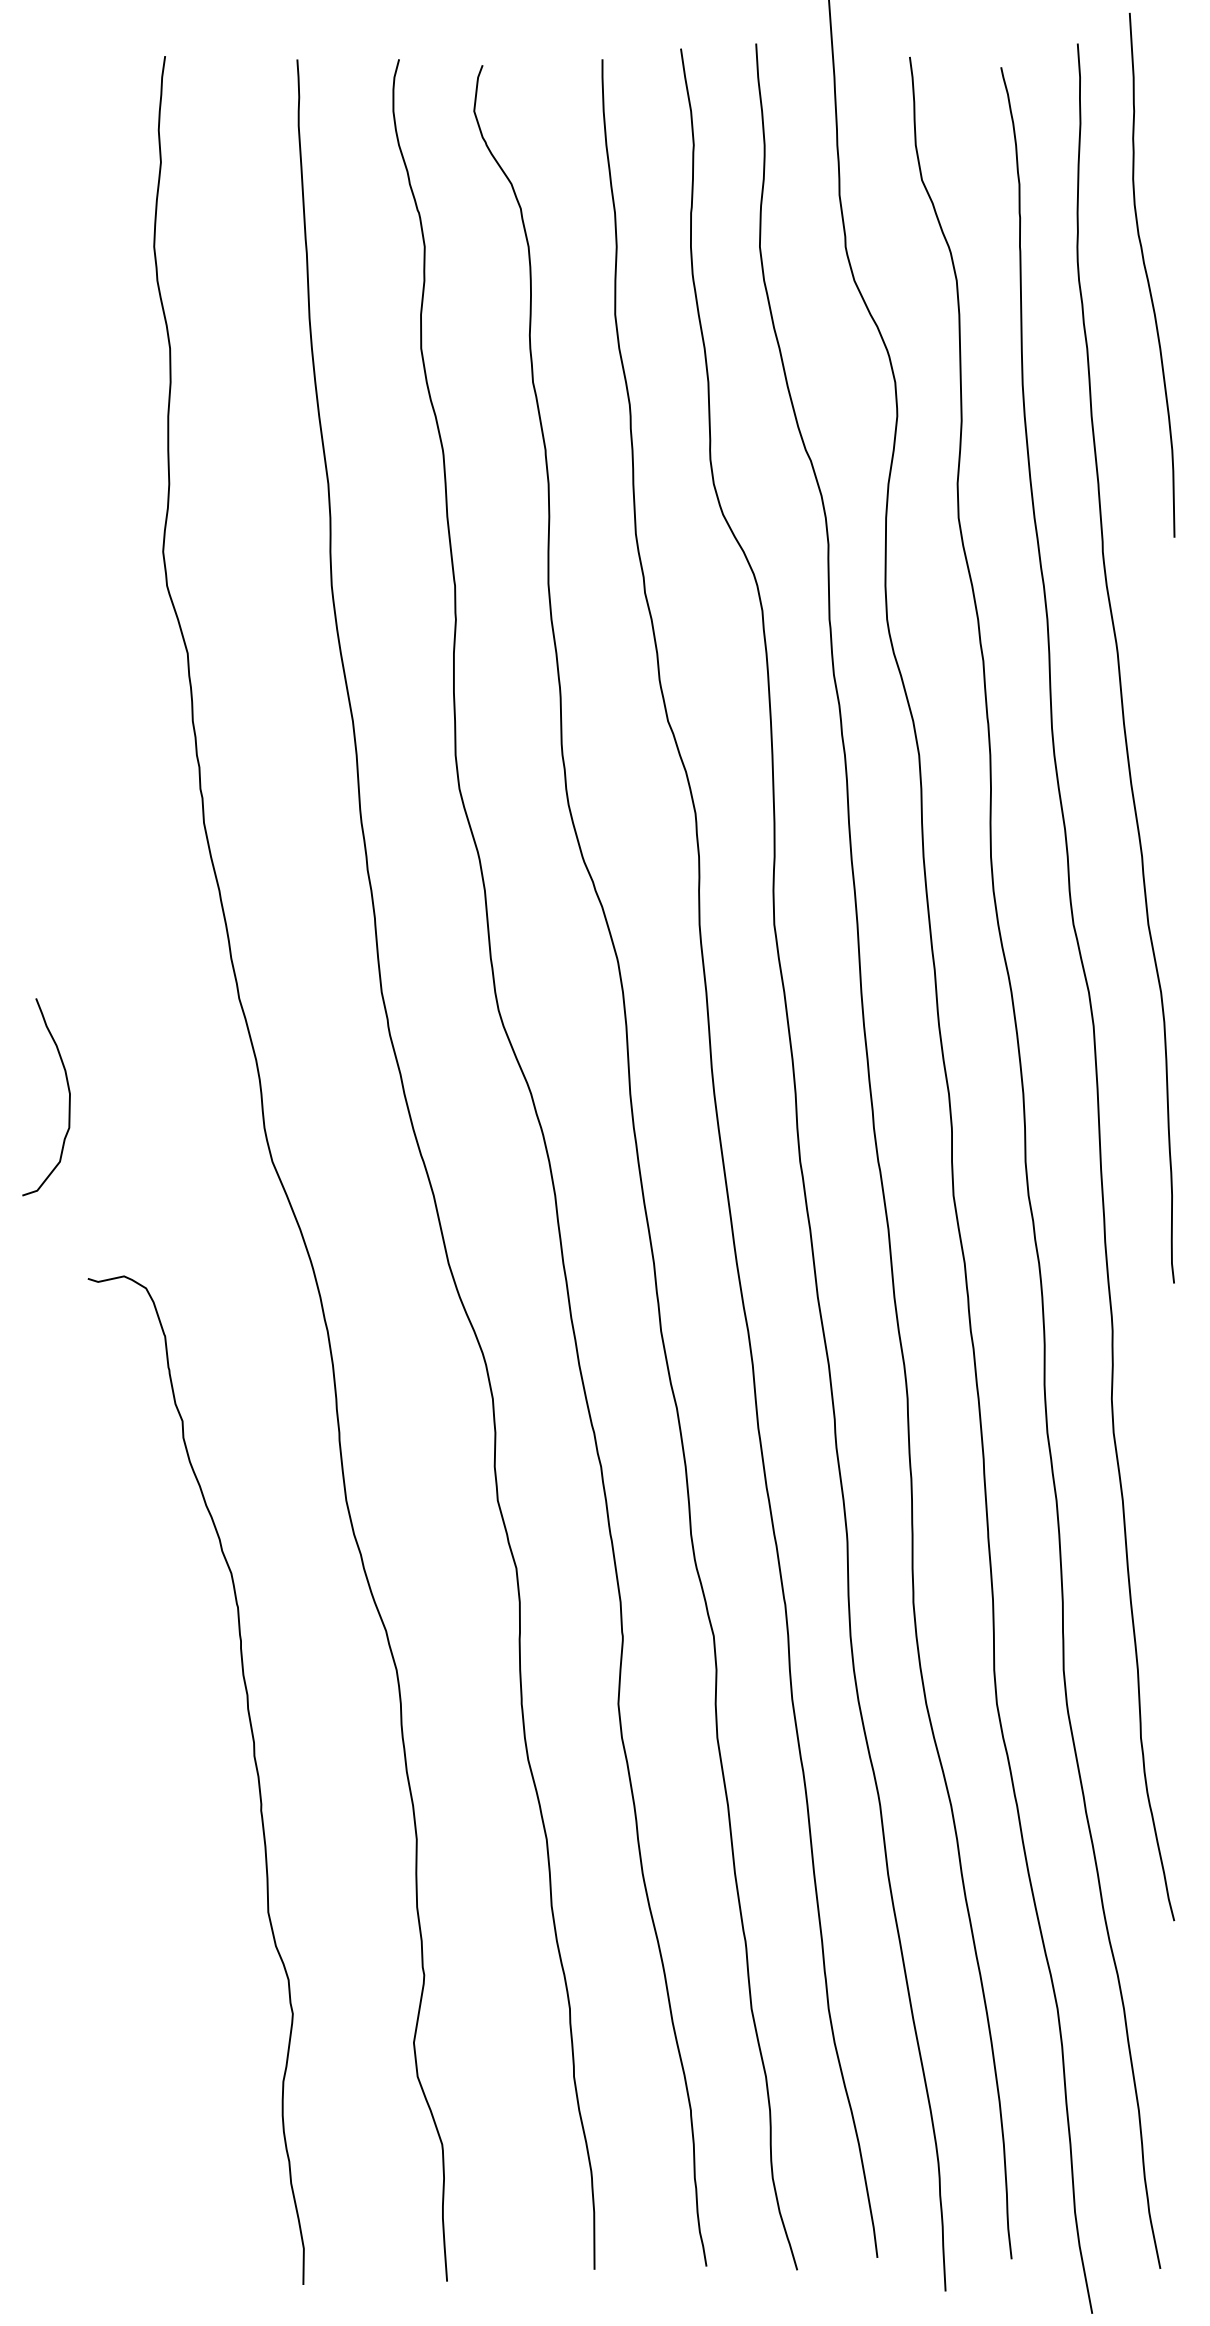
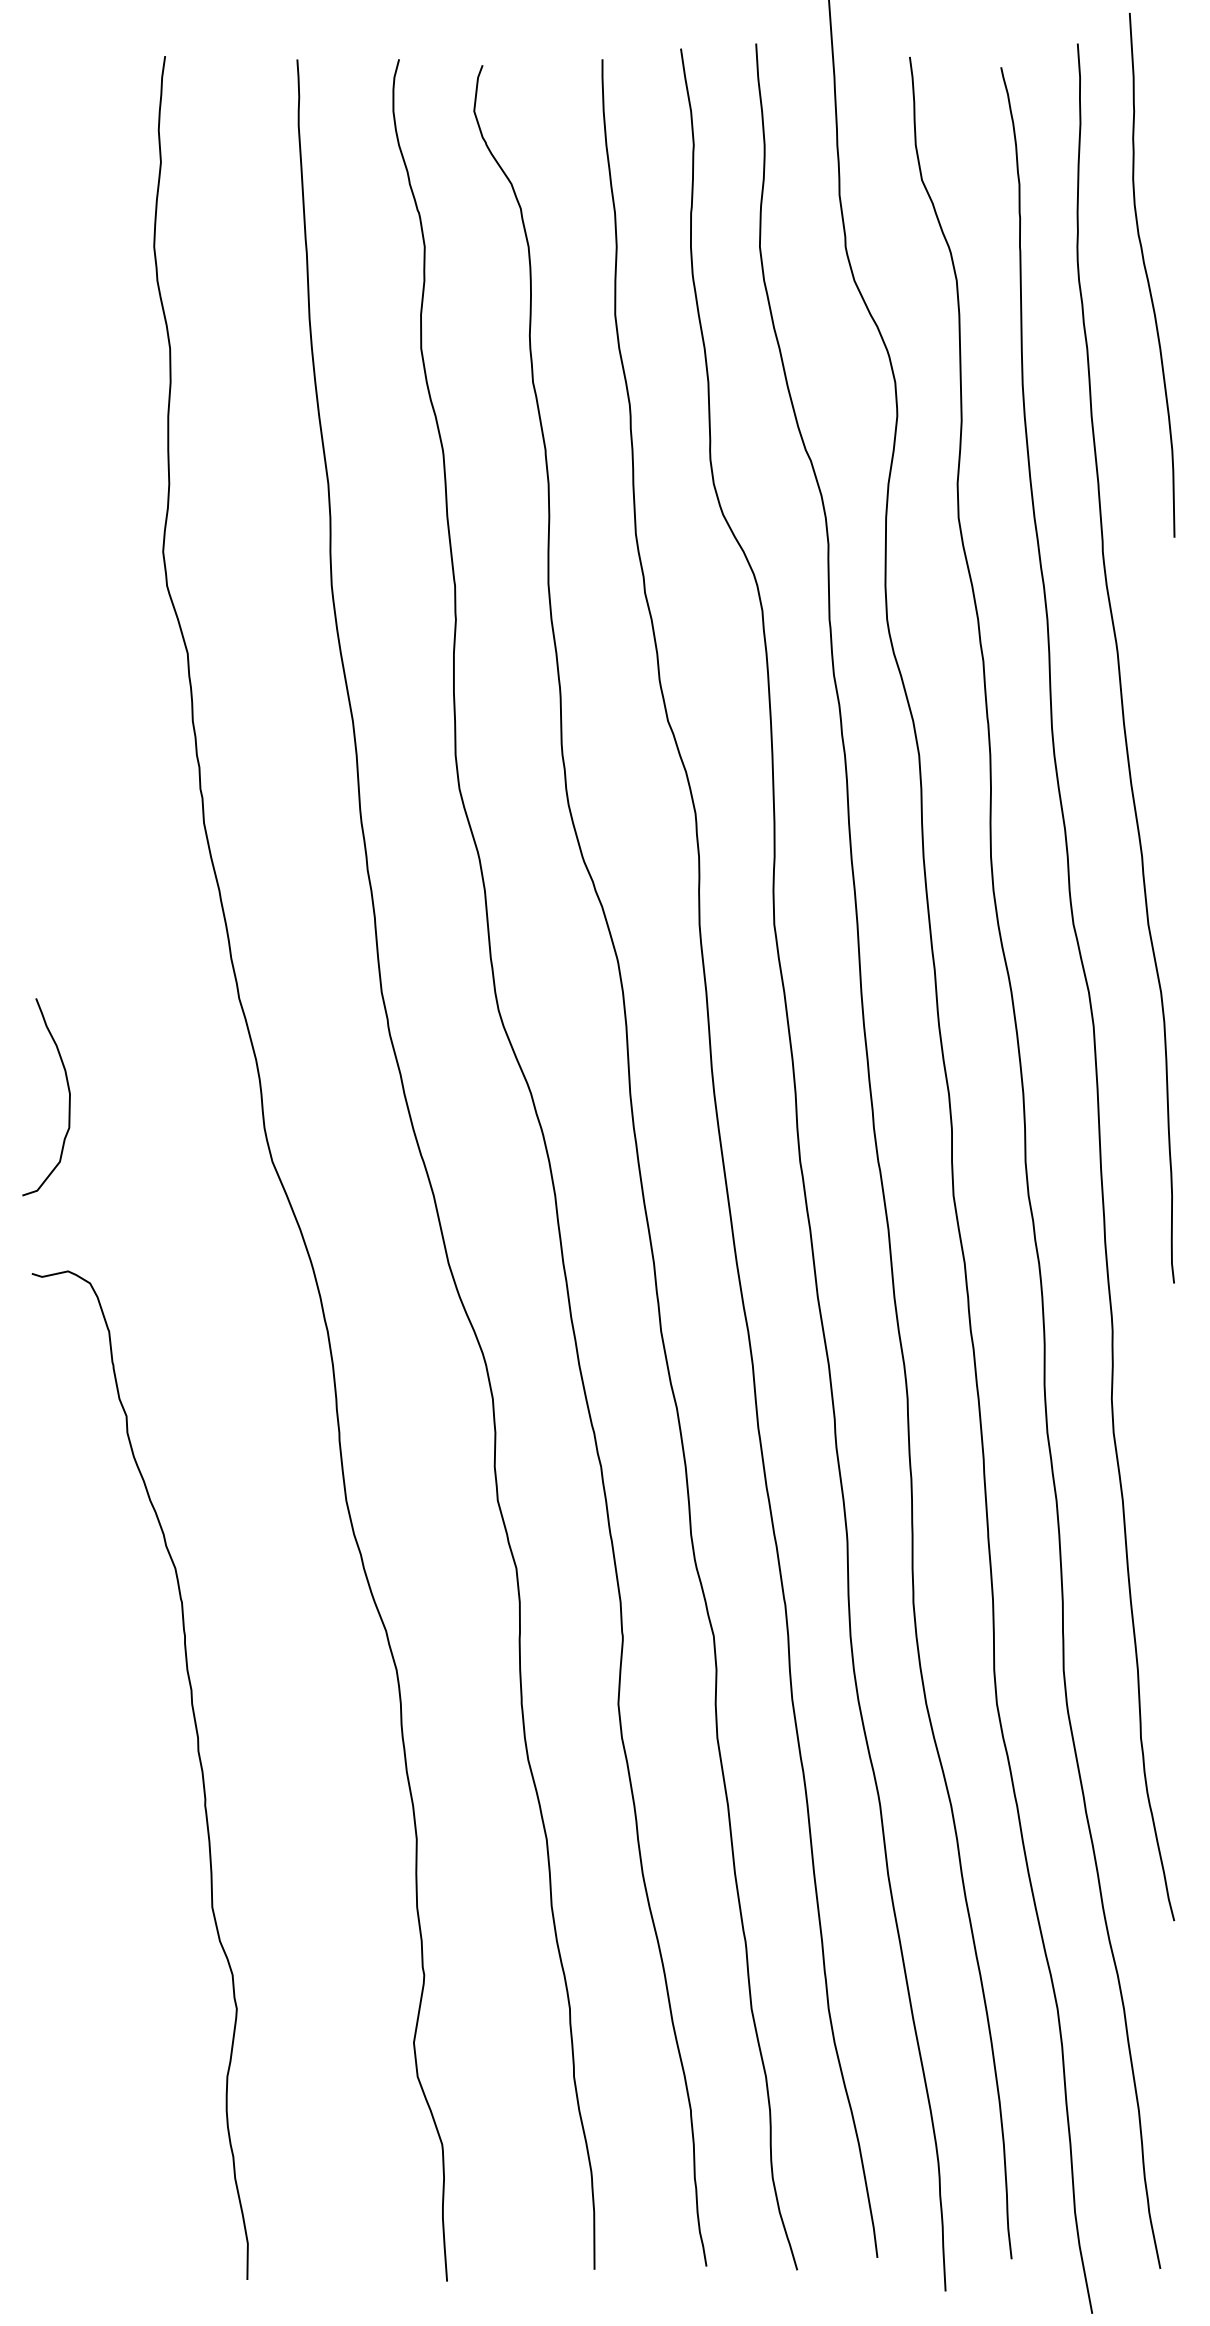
curve position: (255, 1767) -> (199, 1762) (199, 1762)
